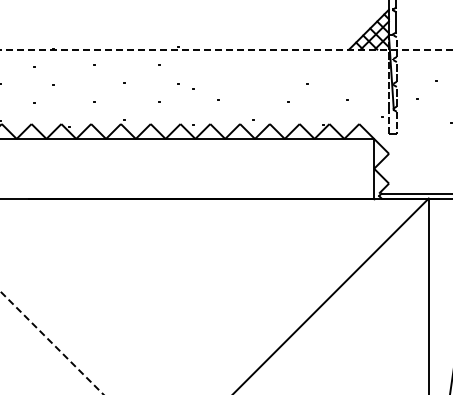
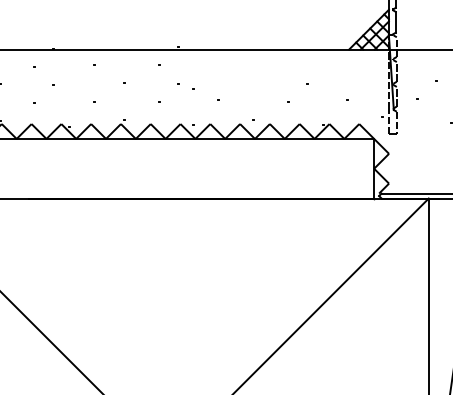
line: dashed -> solid (226, 49)
line: dashed -> solid (52, 343)
